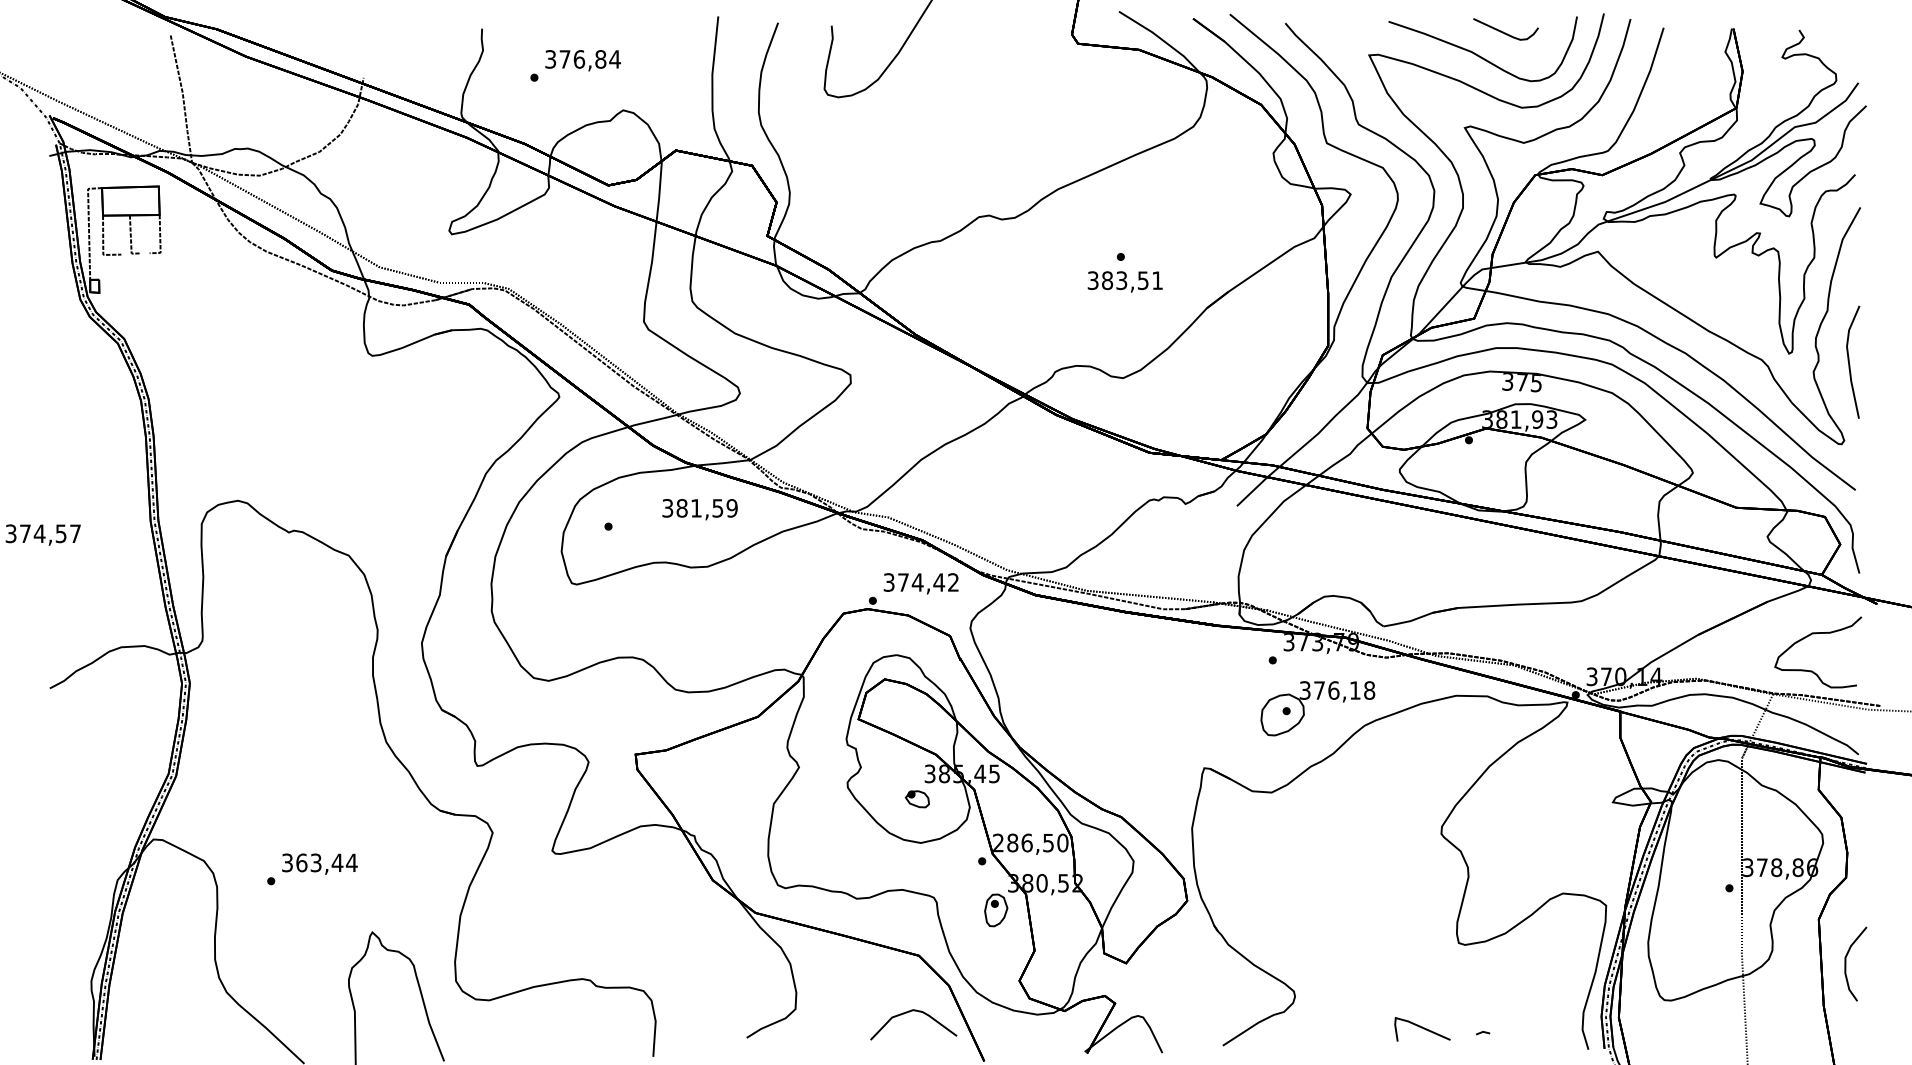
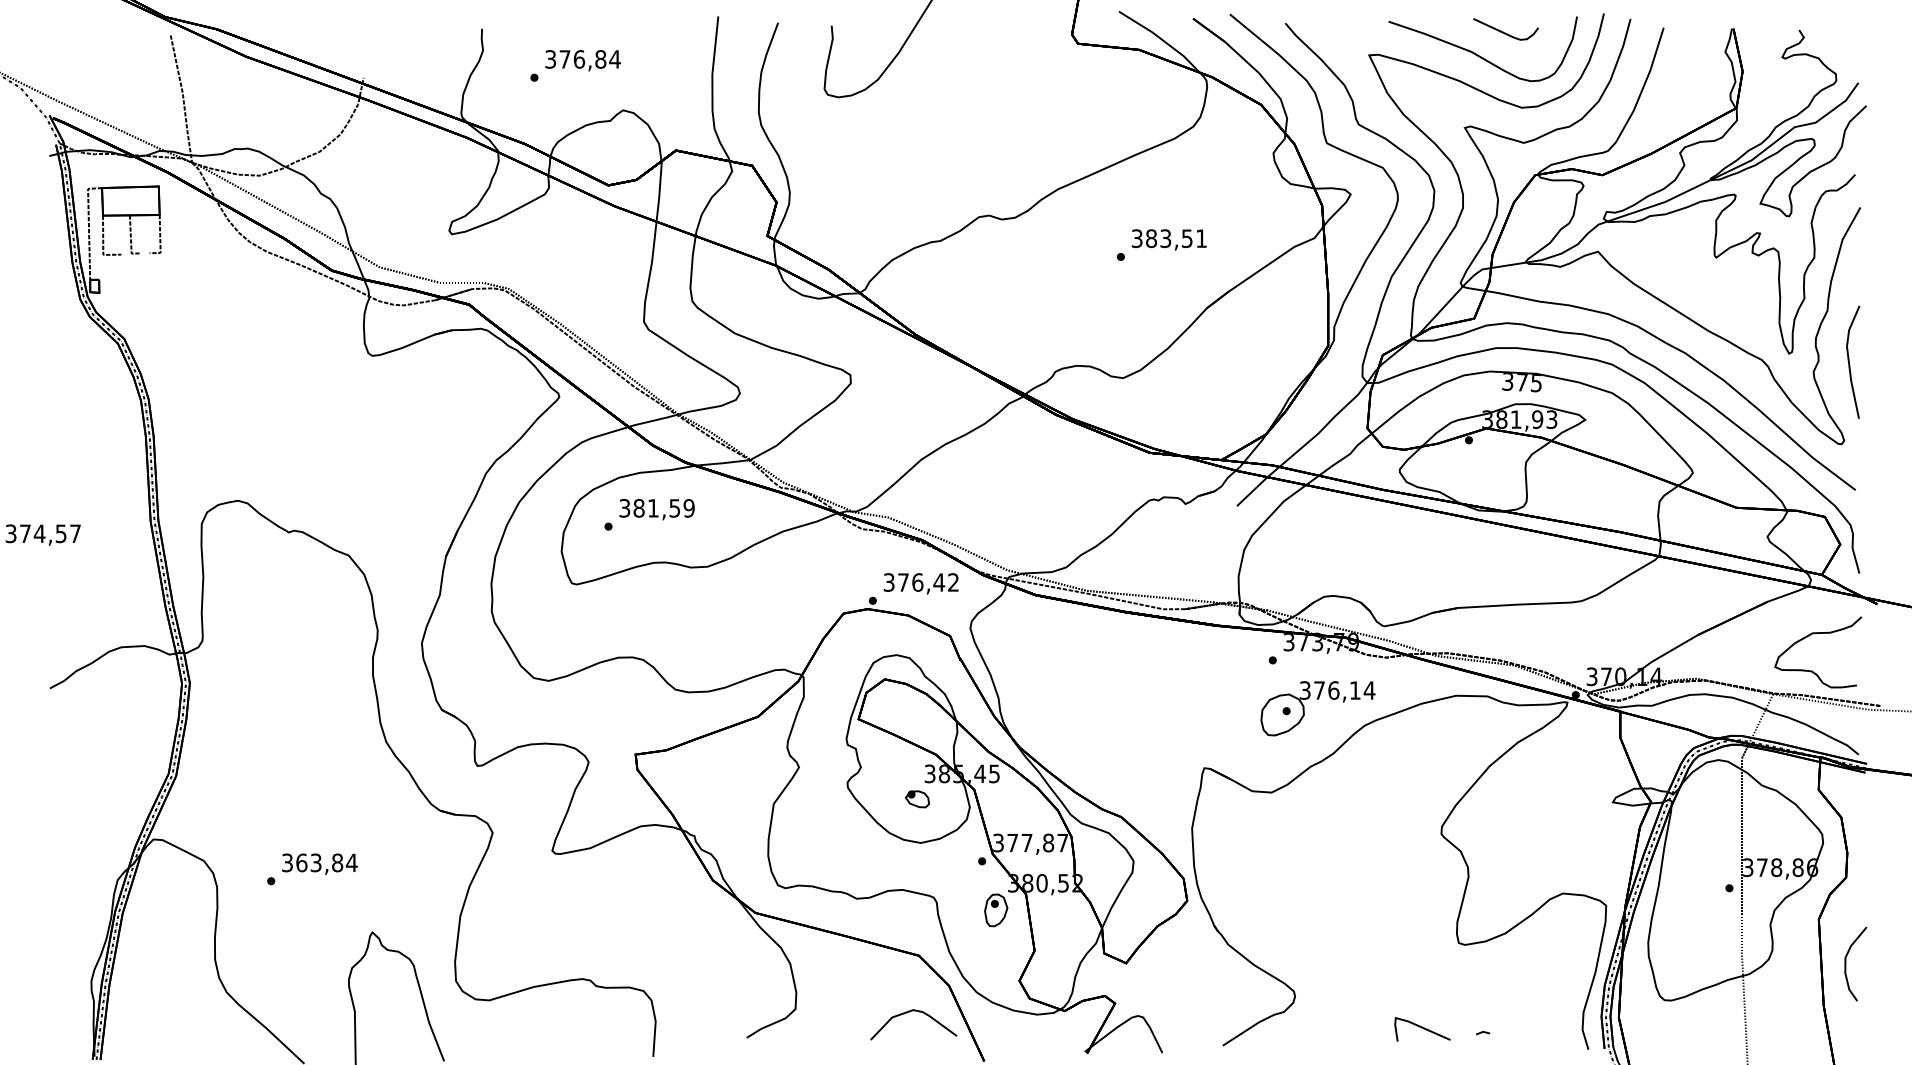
text position: (1124, 281) -> (1168, 239) (1168, 239)
text position: (699, 509) -> (656, 509) (656, 509)
text: 374,42 -> 376,42 (917, 582)
text: 376,18 -> 376,14 (1369, 690)
text: 286,50 -> 377,87 (1030, 842)
text: 363,44 -> 363,84 (337, 862)
